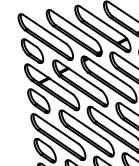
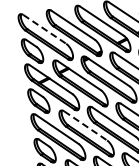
line: solid -> dashed (44, 29)
line: solid -> dashed (85, 125)
